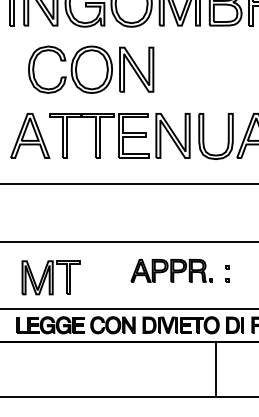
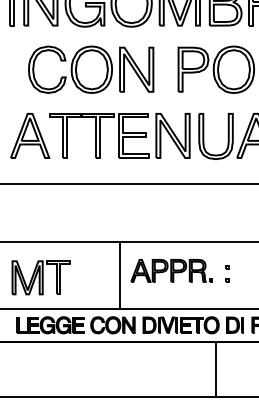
part: none -> present (216, 69)
line: none -> present (120, 275)
part position: (50, 277) -> (40, 277) (40, 277)
